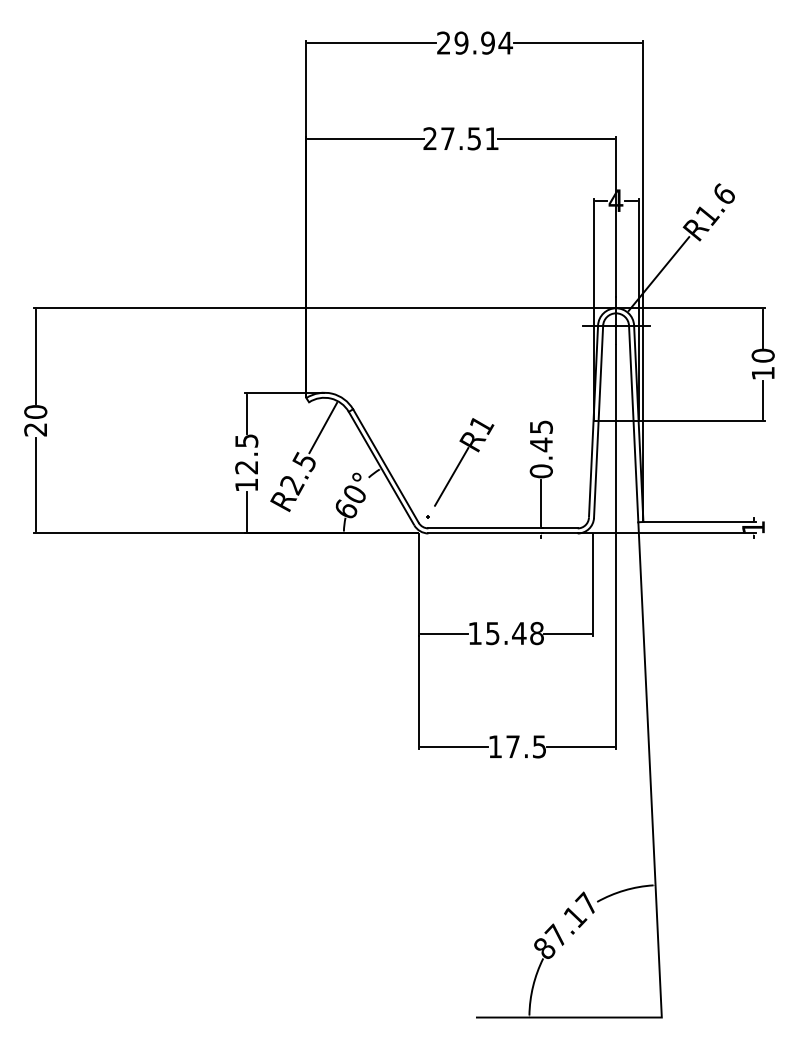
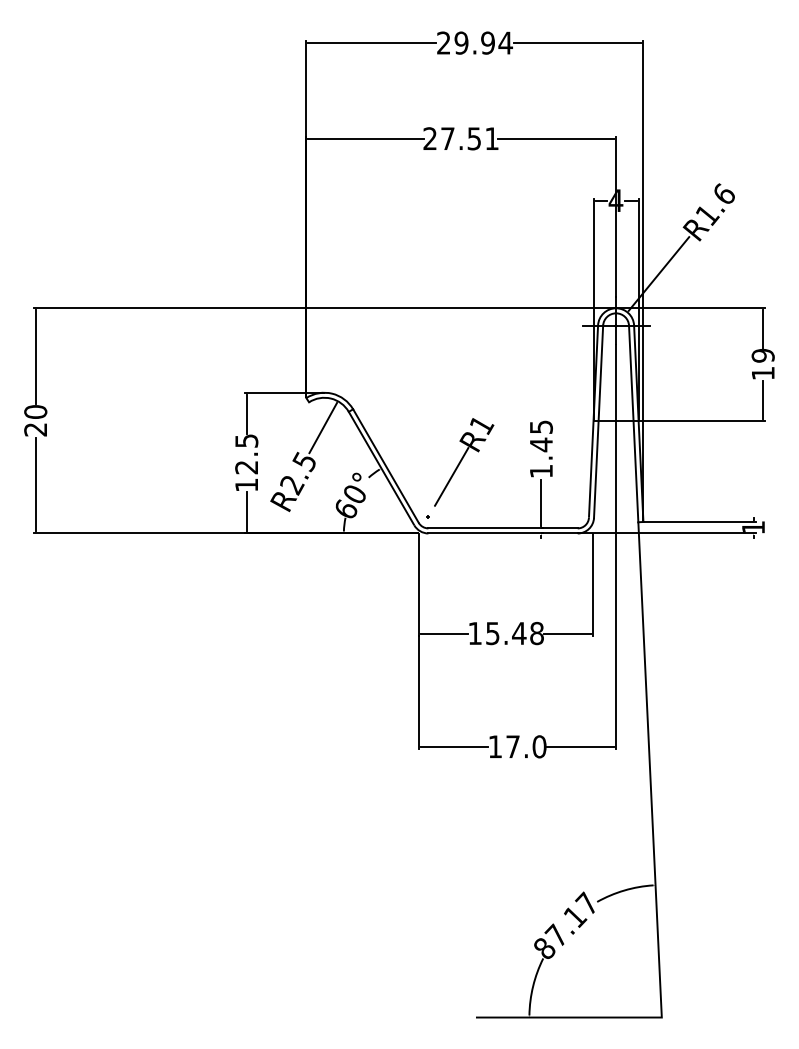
text: 10 -> 19 (762, 355)
text: 0.45 -> 1.45 (540, 471)
text: 17.5 -> 17.0 (539, 746)
